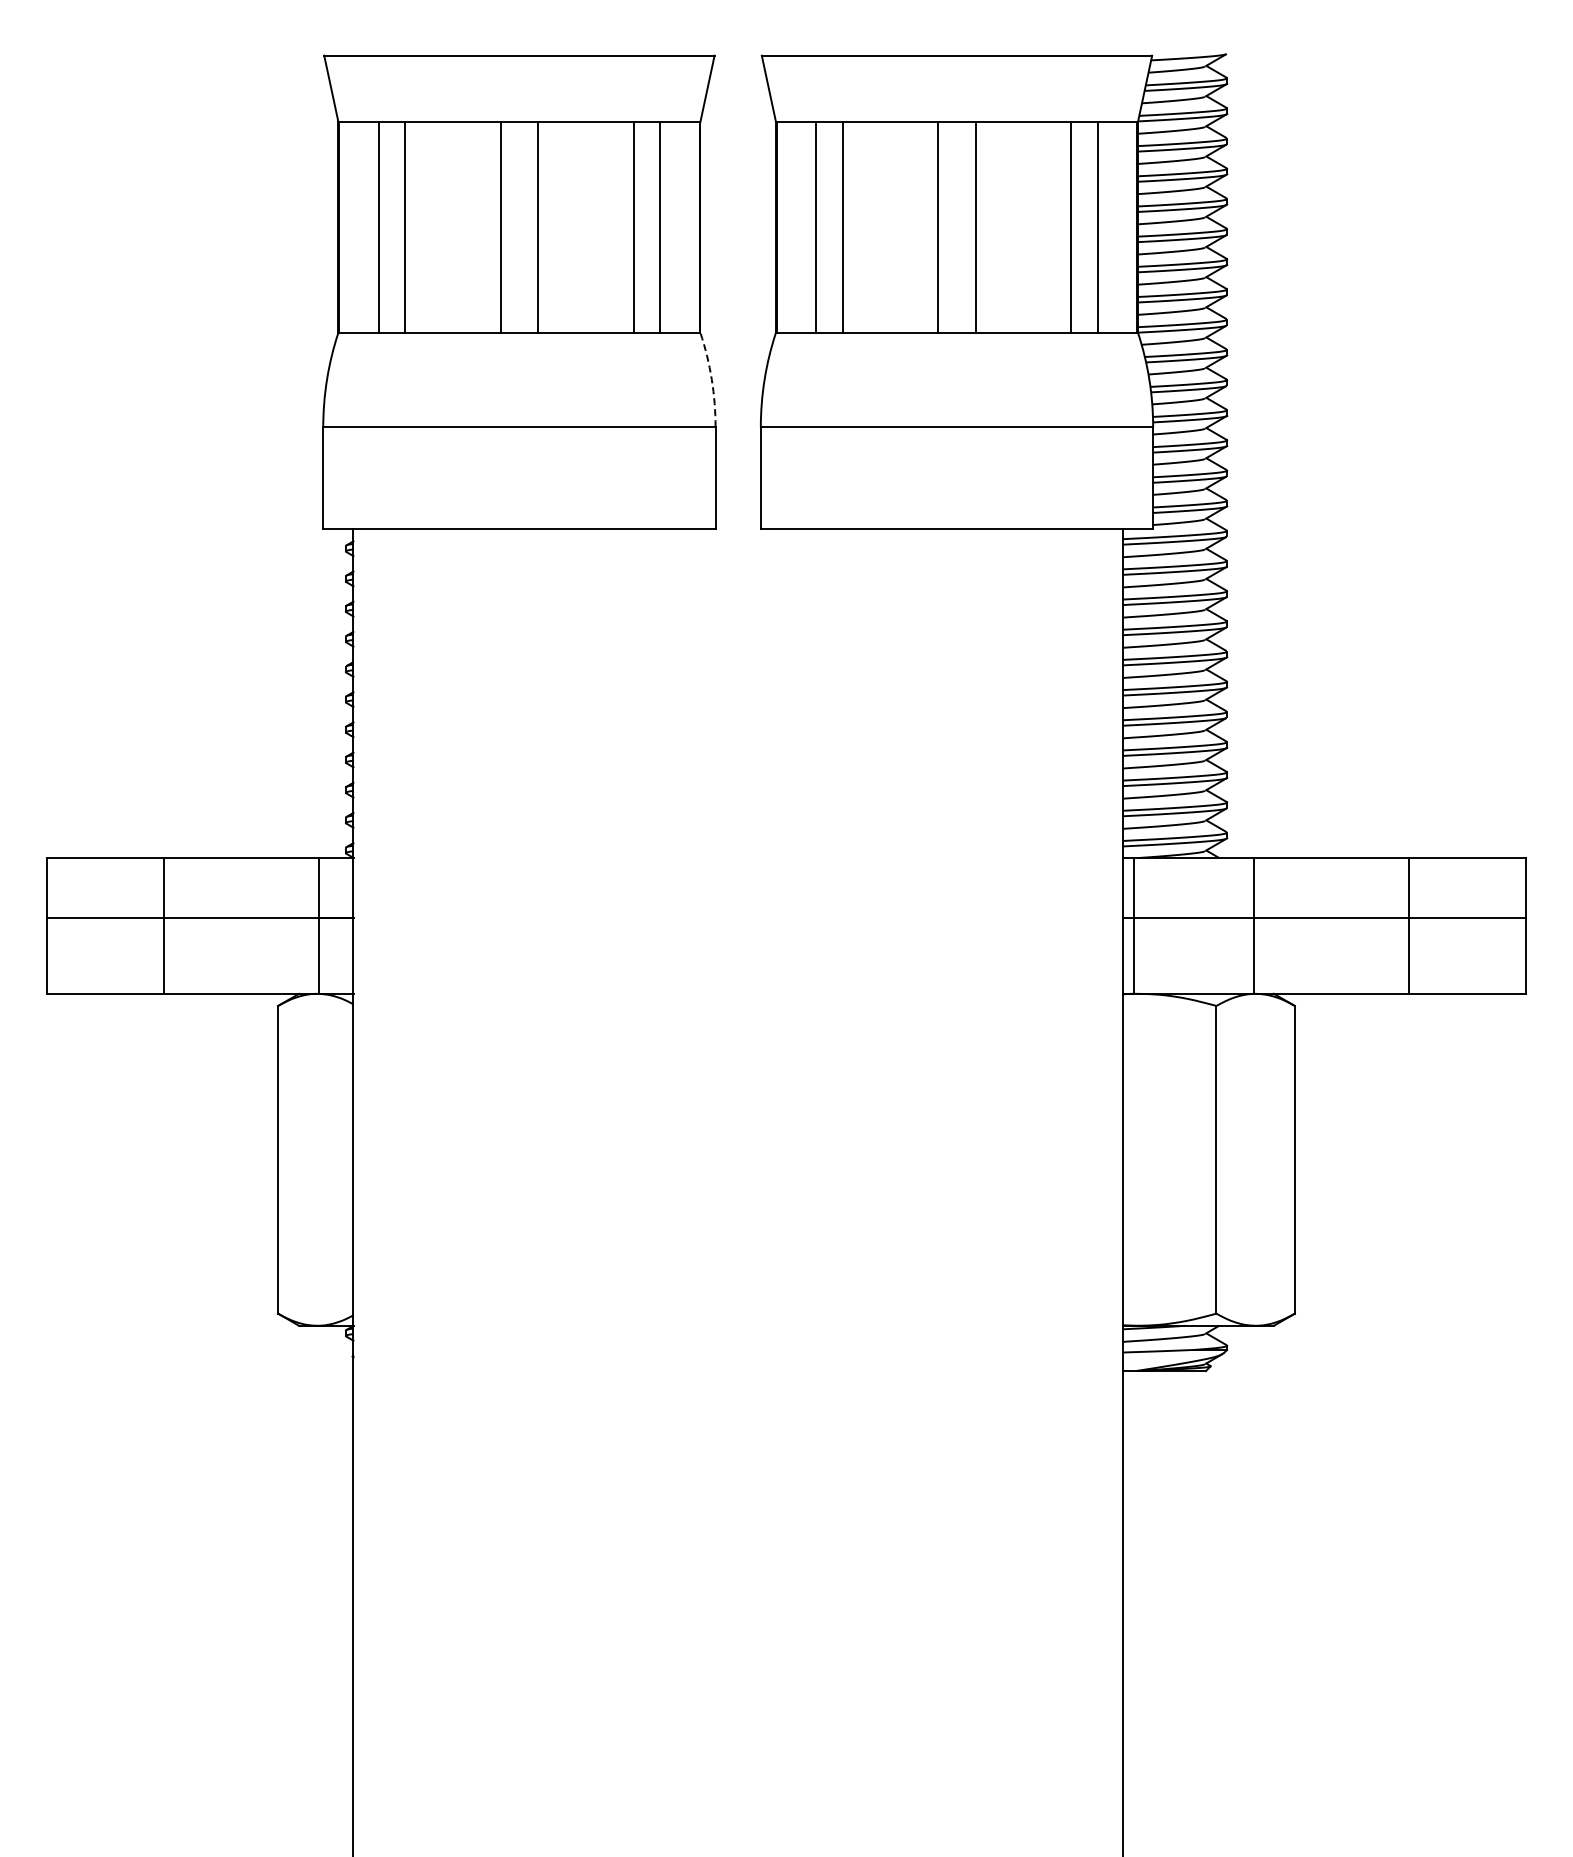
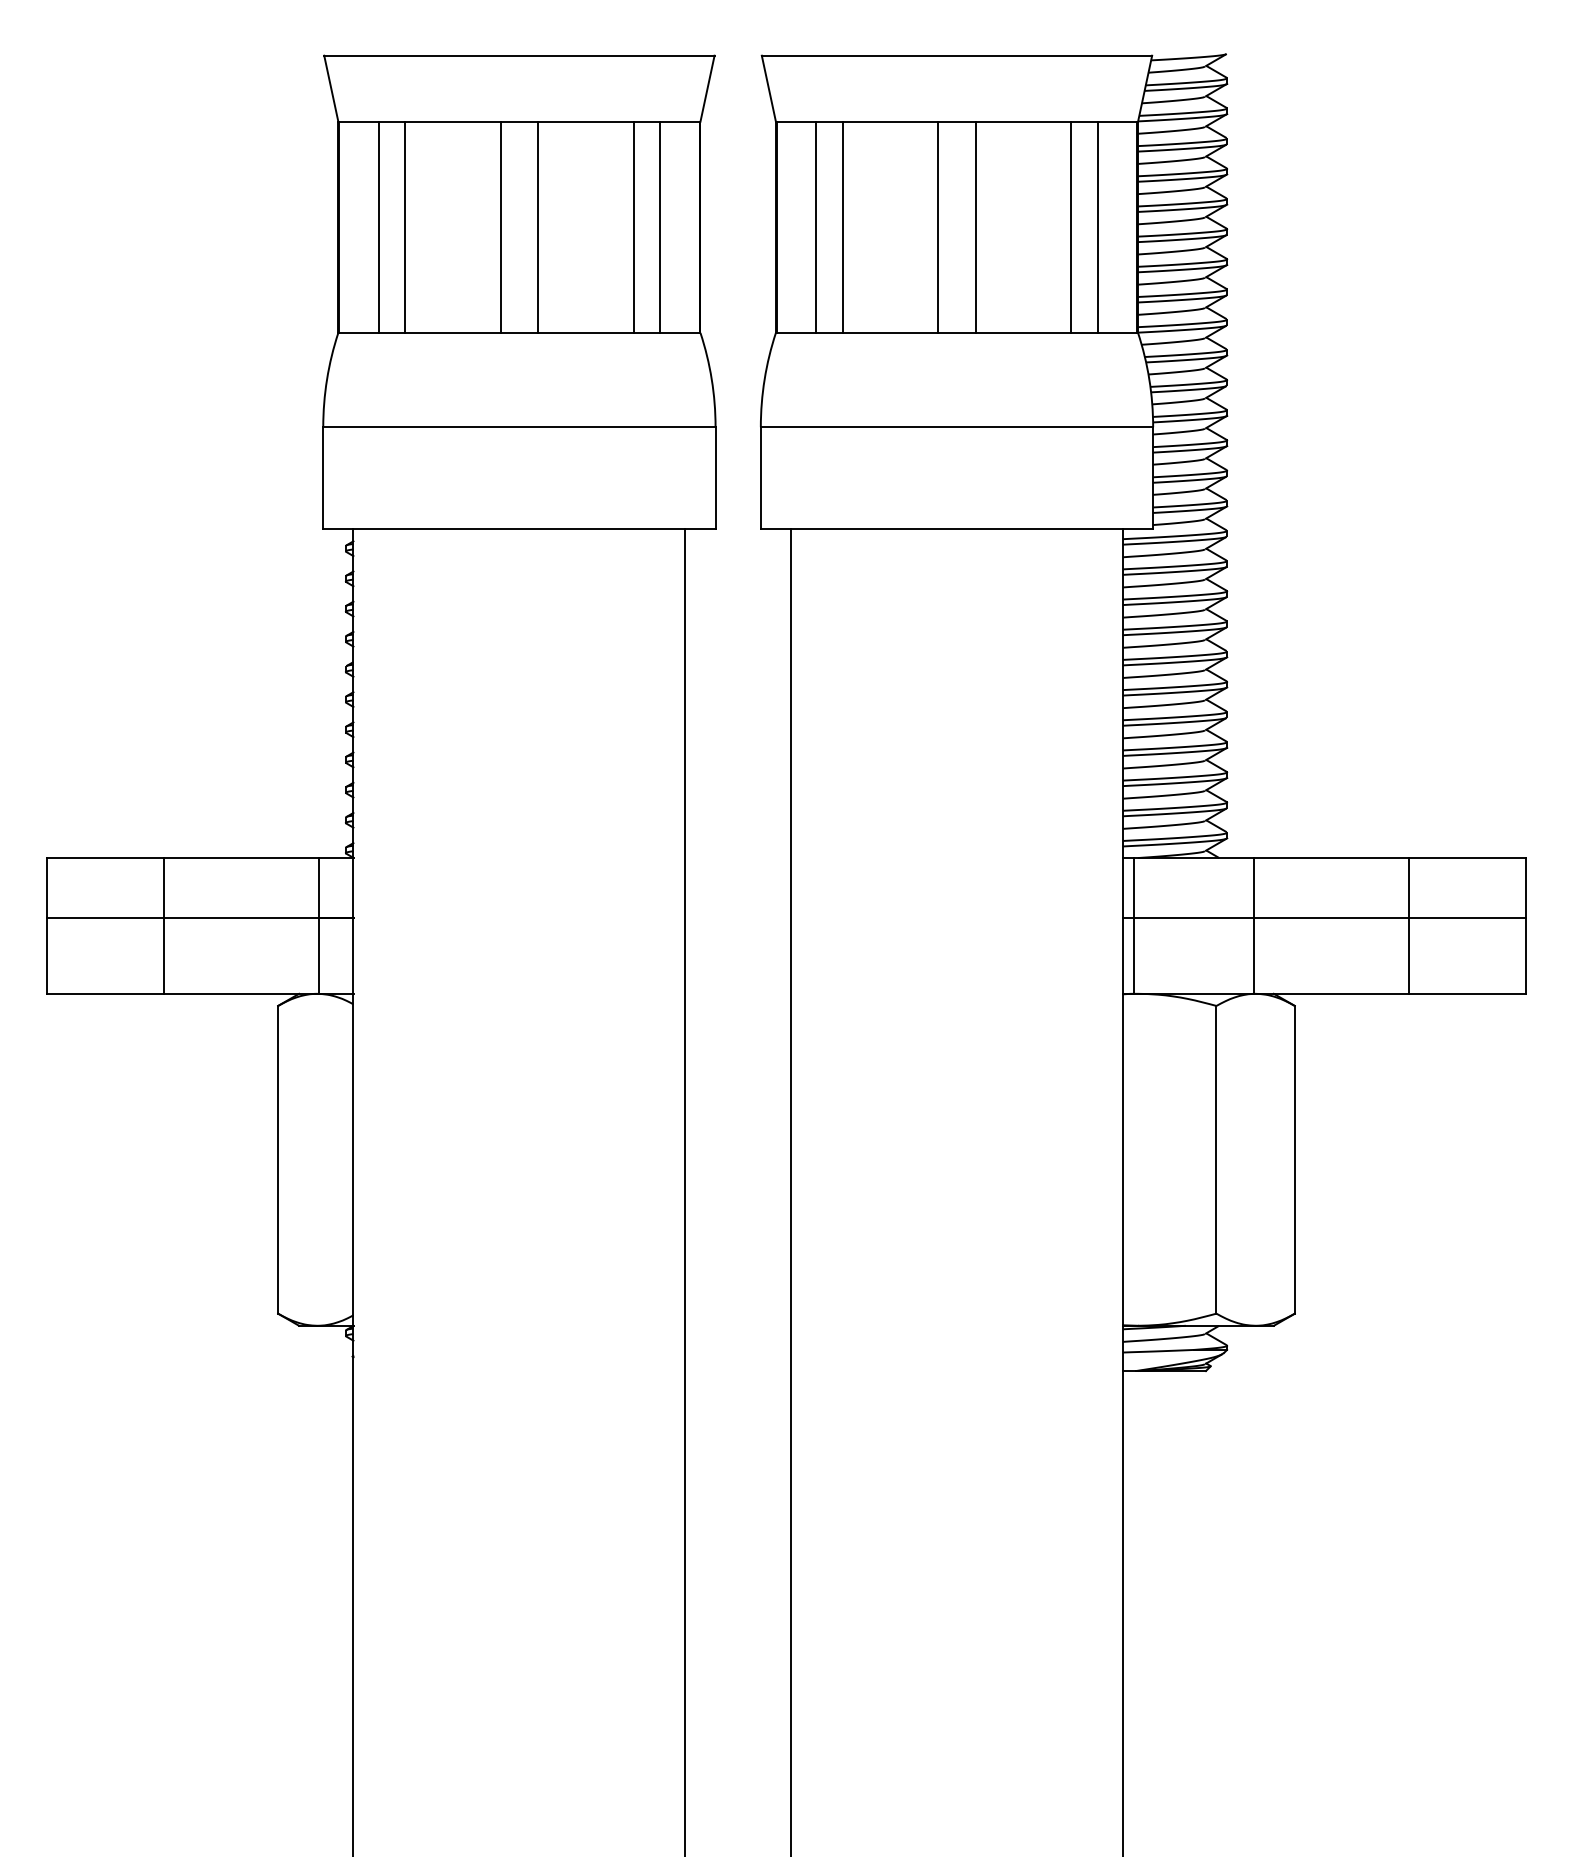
arc: dashed -> solid (711, 379)
line: none -> present (685, 1191)
line: none -> present (791, 1191)
